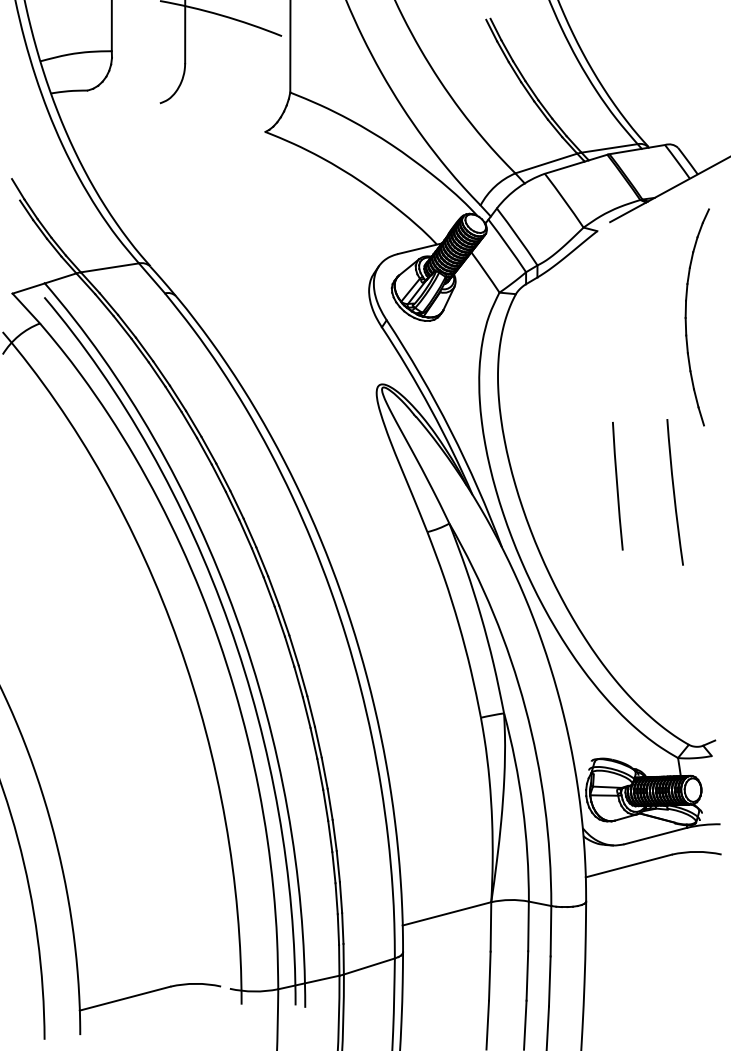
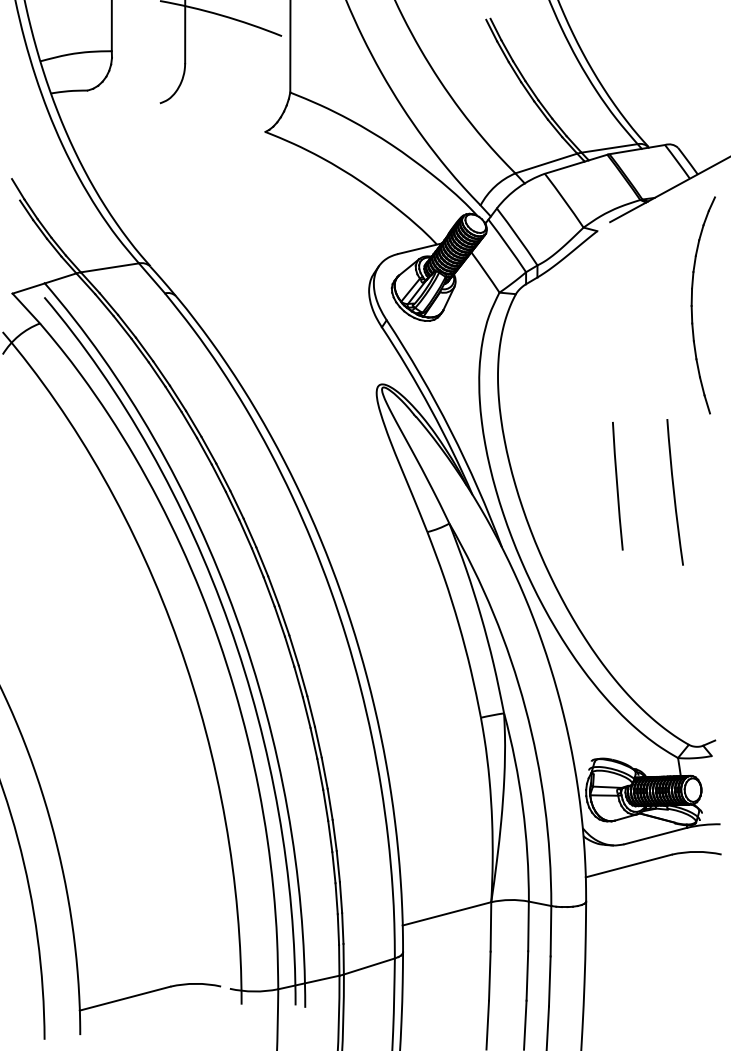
part position: (686, 317) -> (692, 305) (692, 305)
